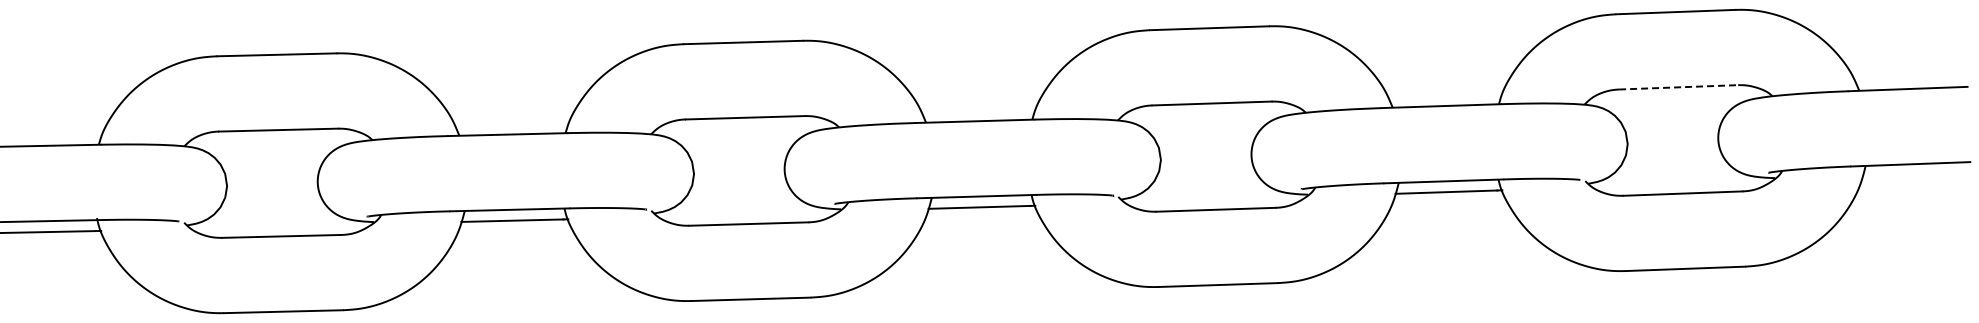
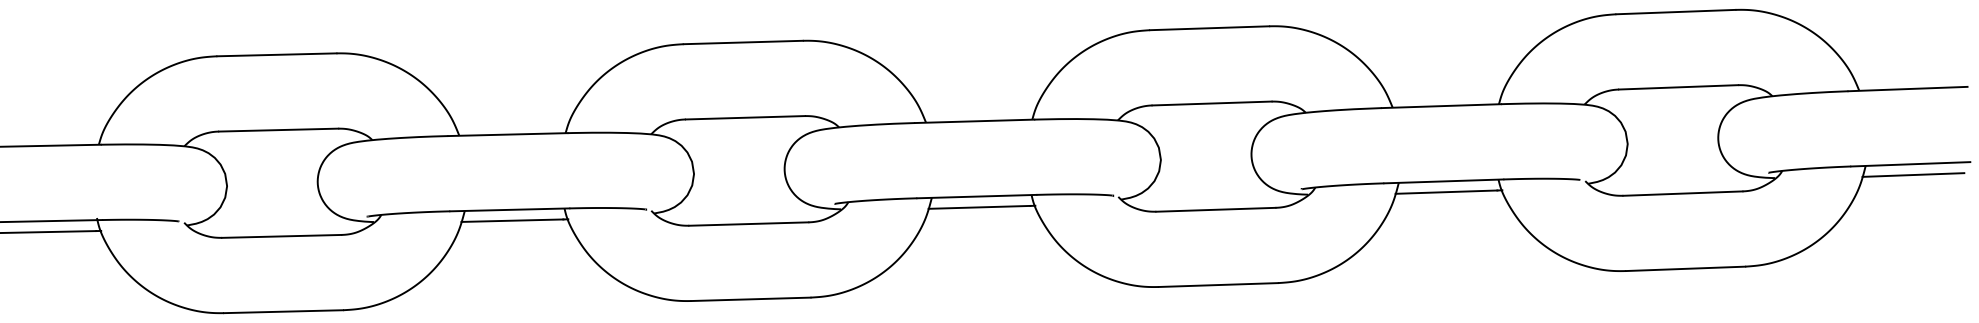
line: dashed -> solid (1678, 87)
line: none -> present (1913, 174)
